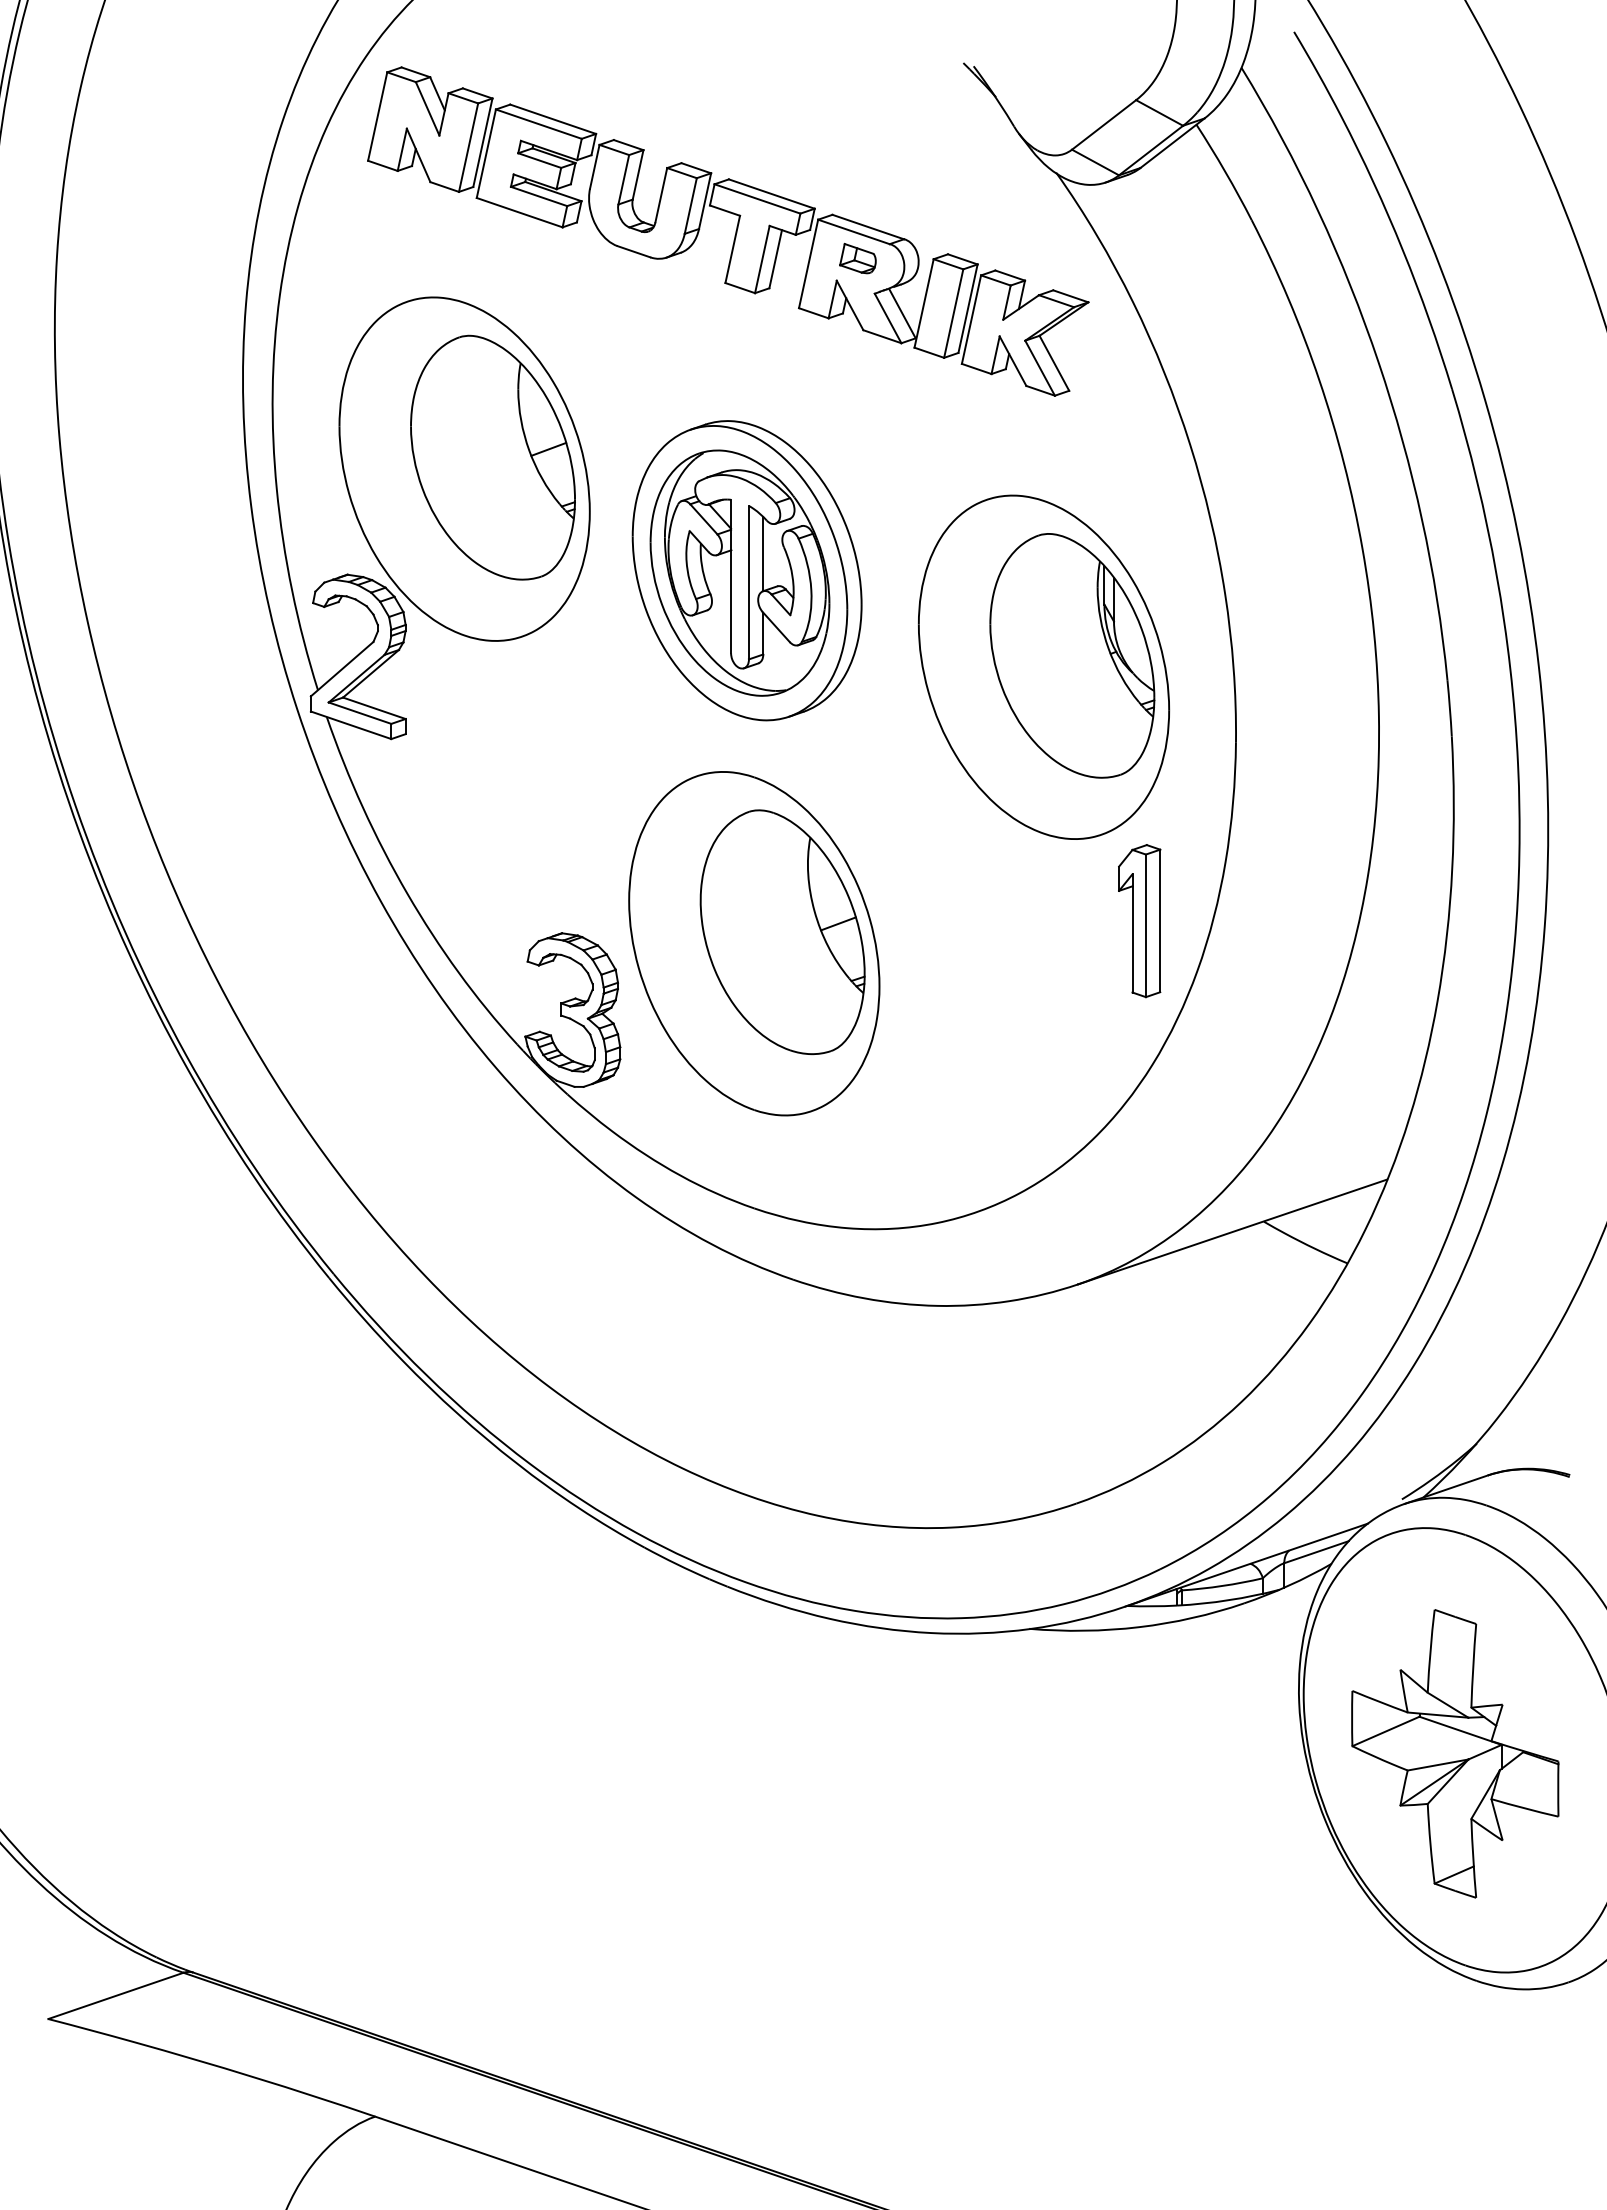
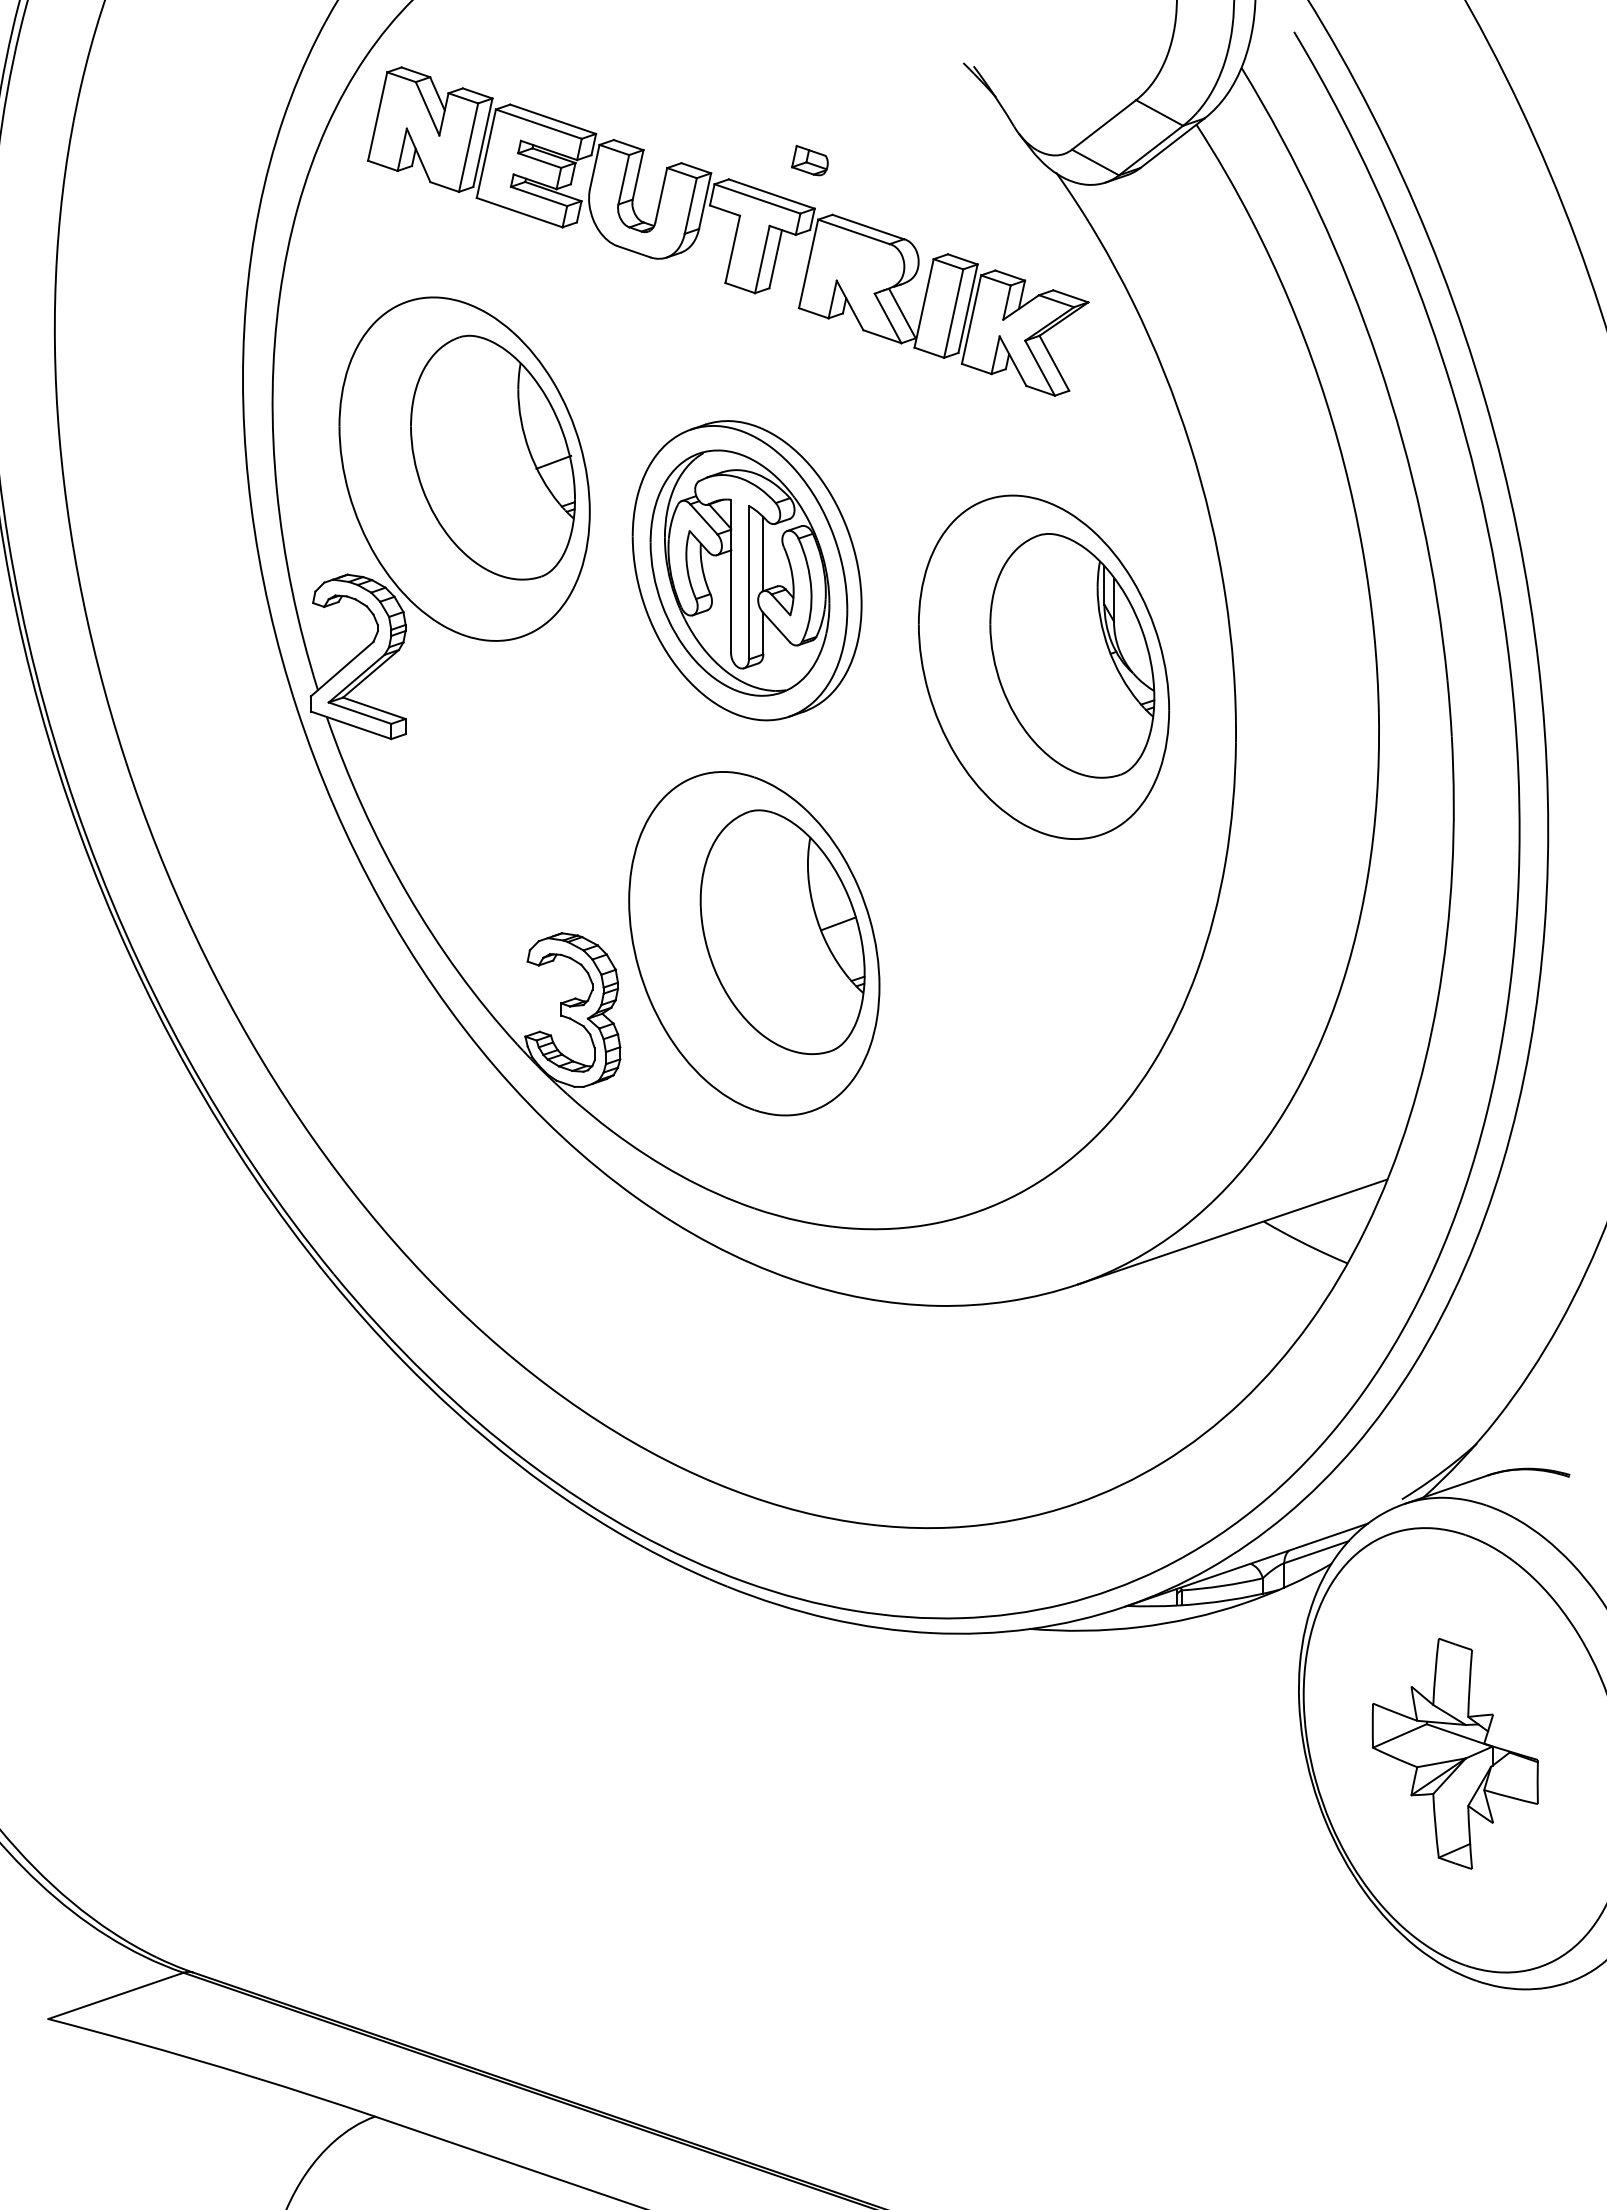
part position: (857, 258) -> (809, 160) (809, 160)
line position: (548, 448) -> (553, 461) (553, 461)
part: present -> none (1139, 921)
part size: 209x290 px -> 168x233 px (1454, 1753)
